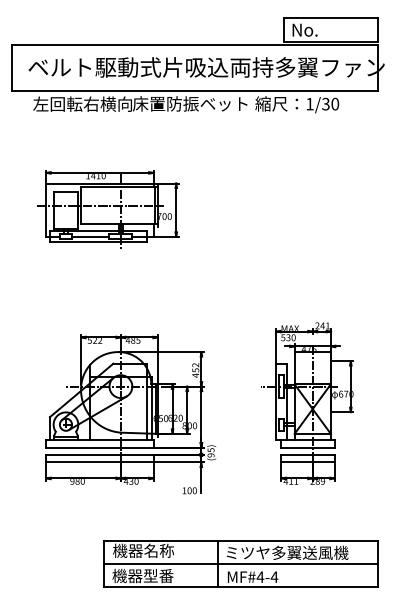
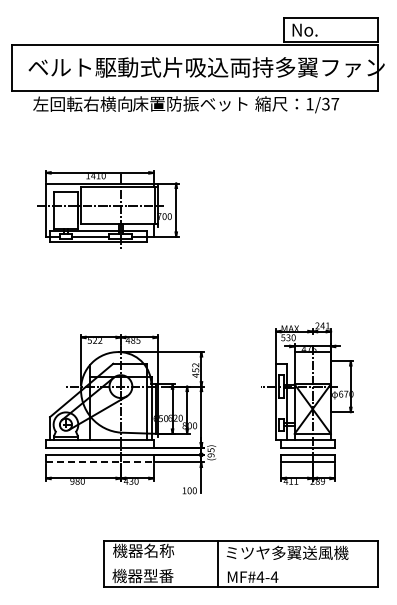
text: 1/30 -> 1/37 (335, 103)
line: solid -> dashed (99, 462)
line: present -> none (240, 563)
